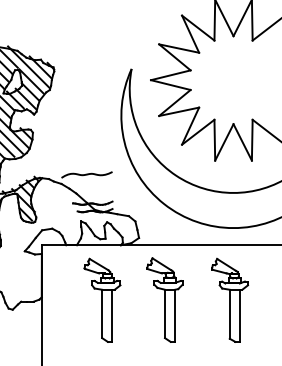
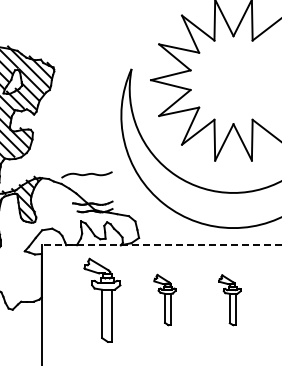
line: solid -> dashed (161, 245)
part size: 38x86 px -> 24x54 px (164, 299)
part size: 38x86 px -> 24x53 px (229, 300)
